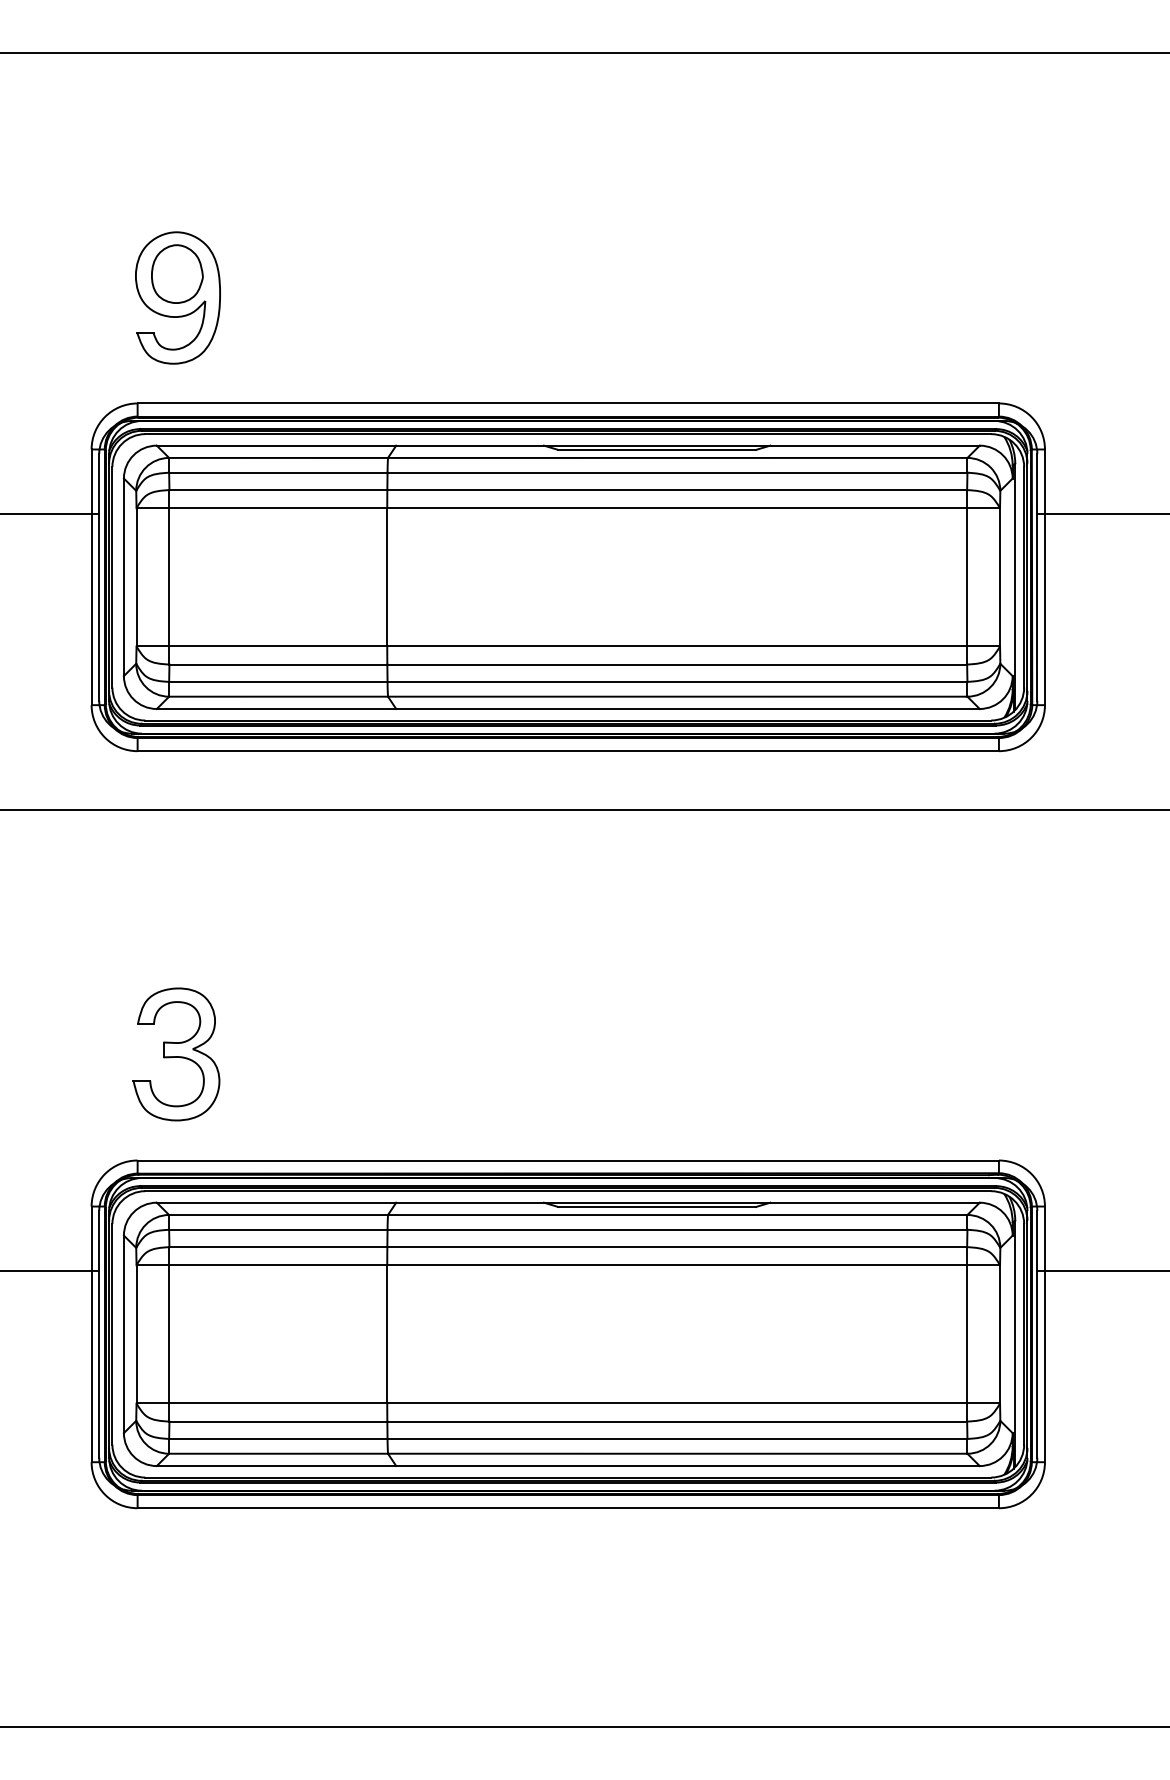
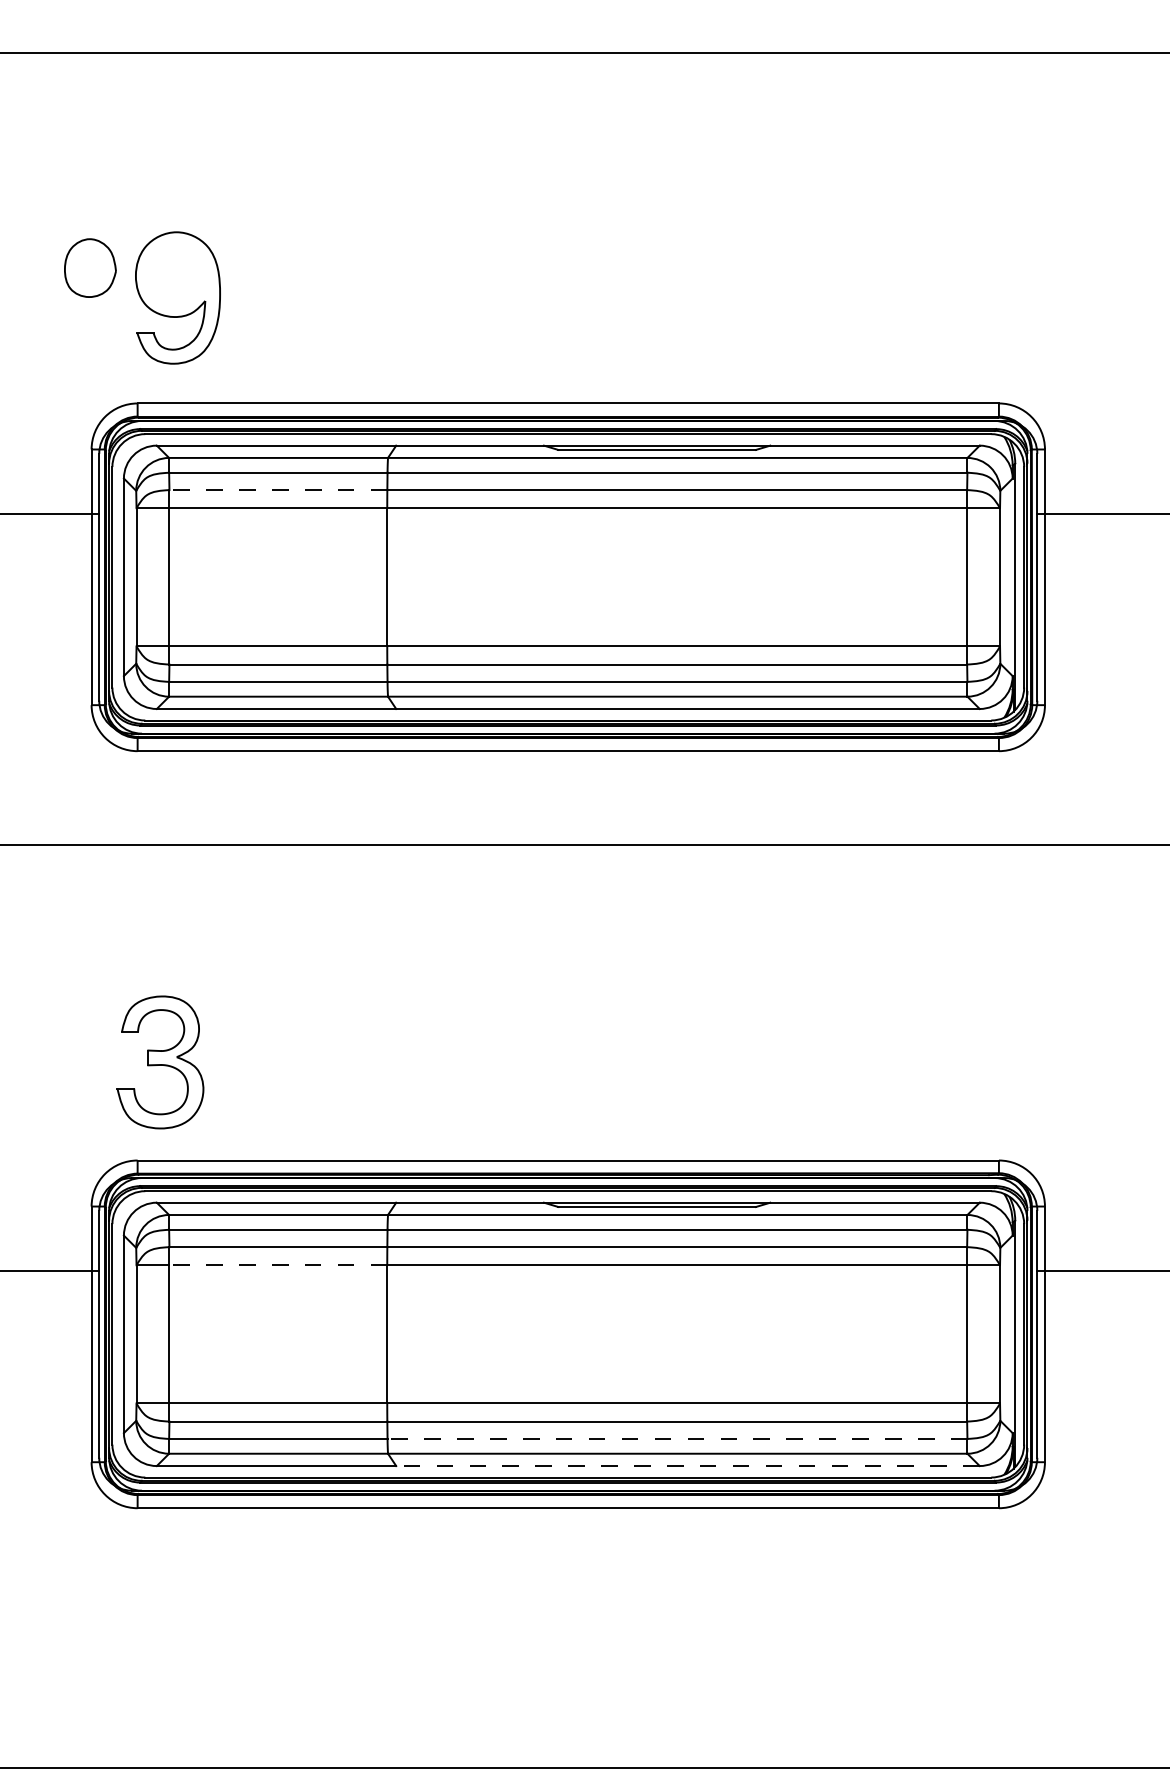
part position: (177, 273) -> (90, 267) (90, 267)
line: solid -> dashed (278, 490)
line position: (584, 810) -> (584, 845) (584, 845)
part position: (176, 1054) -> (160, 1062) (160, 1062)
line: solid -> dashed (278, 1265)
line: solid -> dashed (677, 1438)
line: solid -> dashed (687, 1466)
line position: (584, 1726) -> (584, 1767) (584, 1767)
